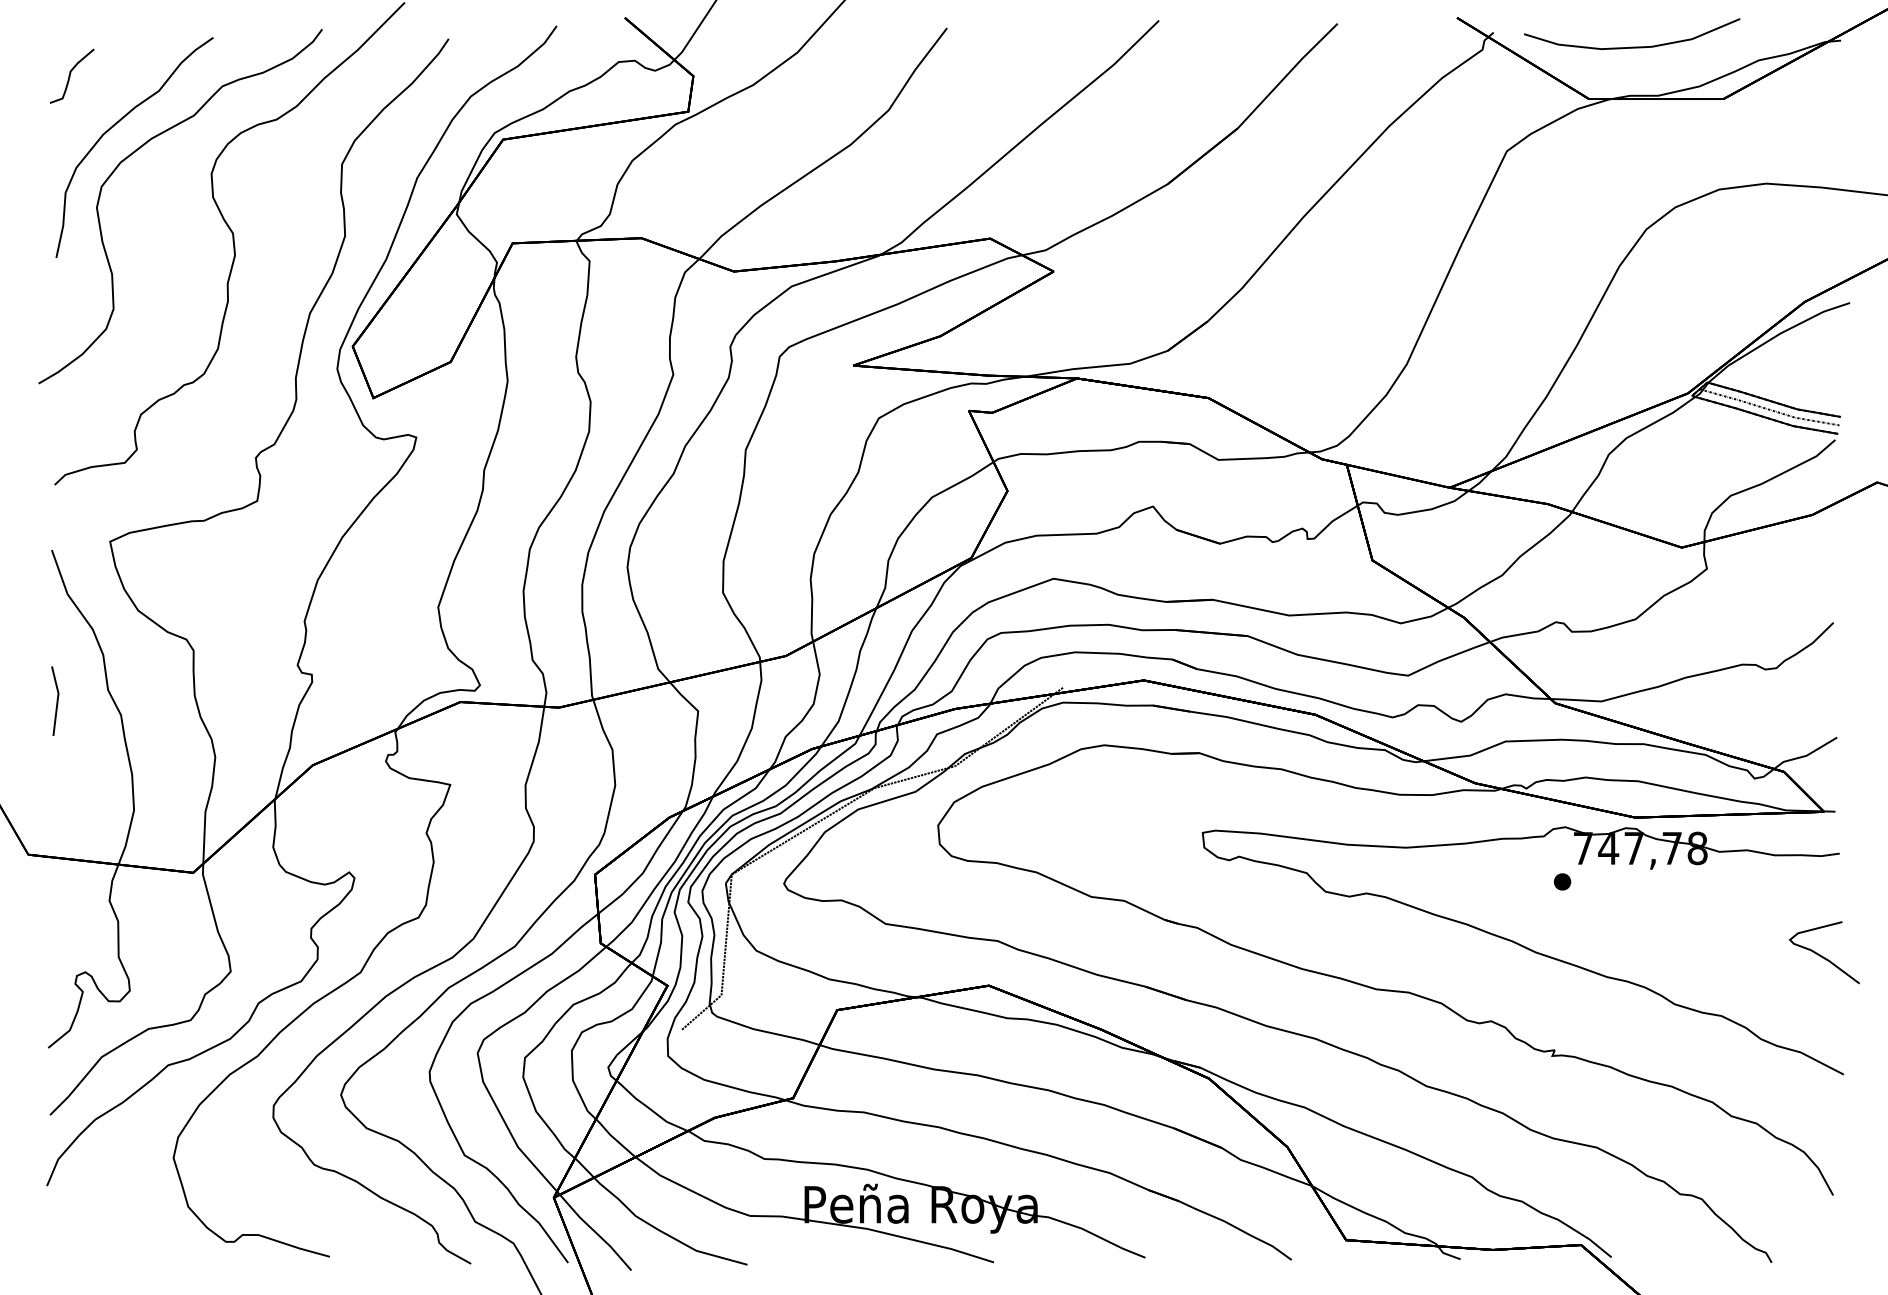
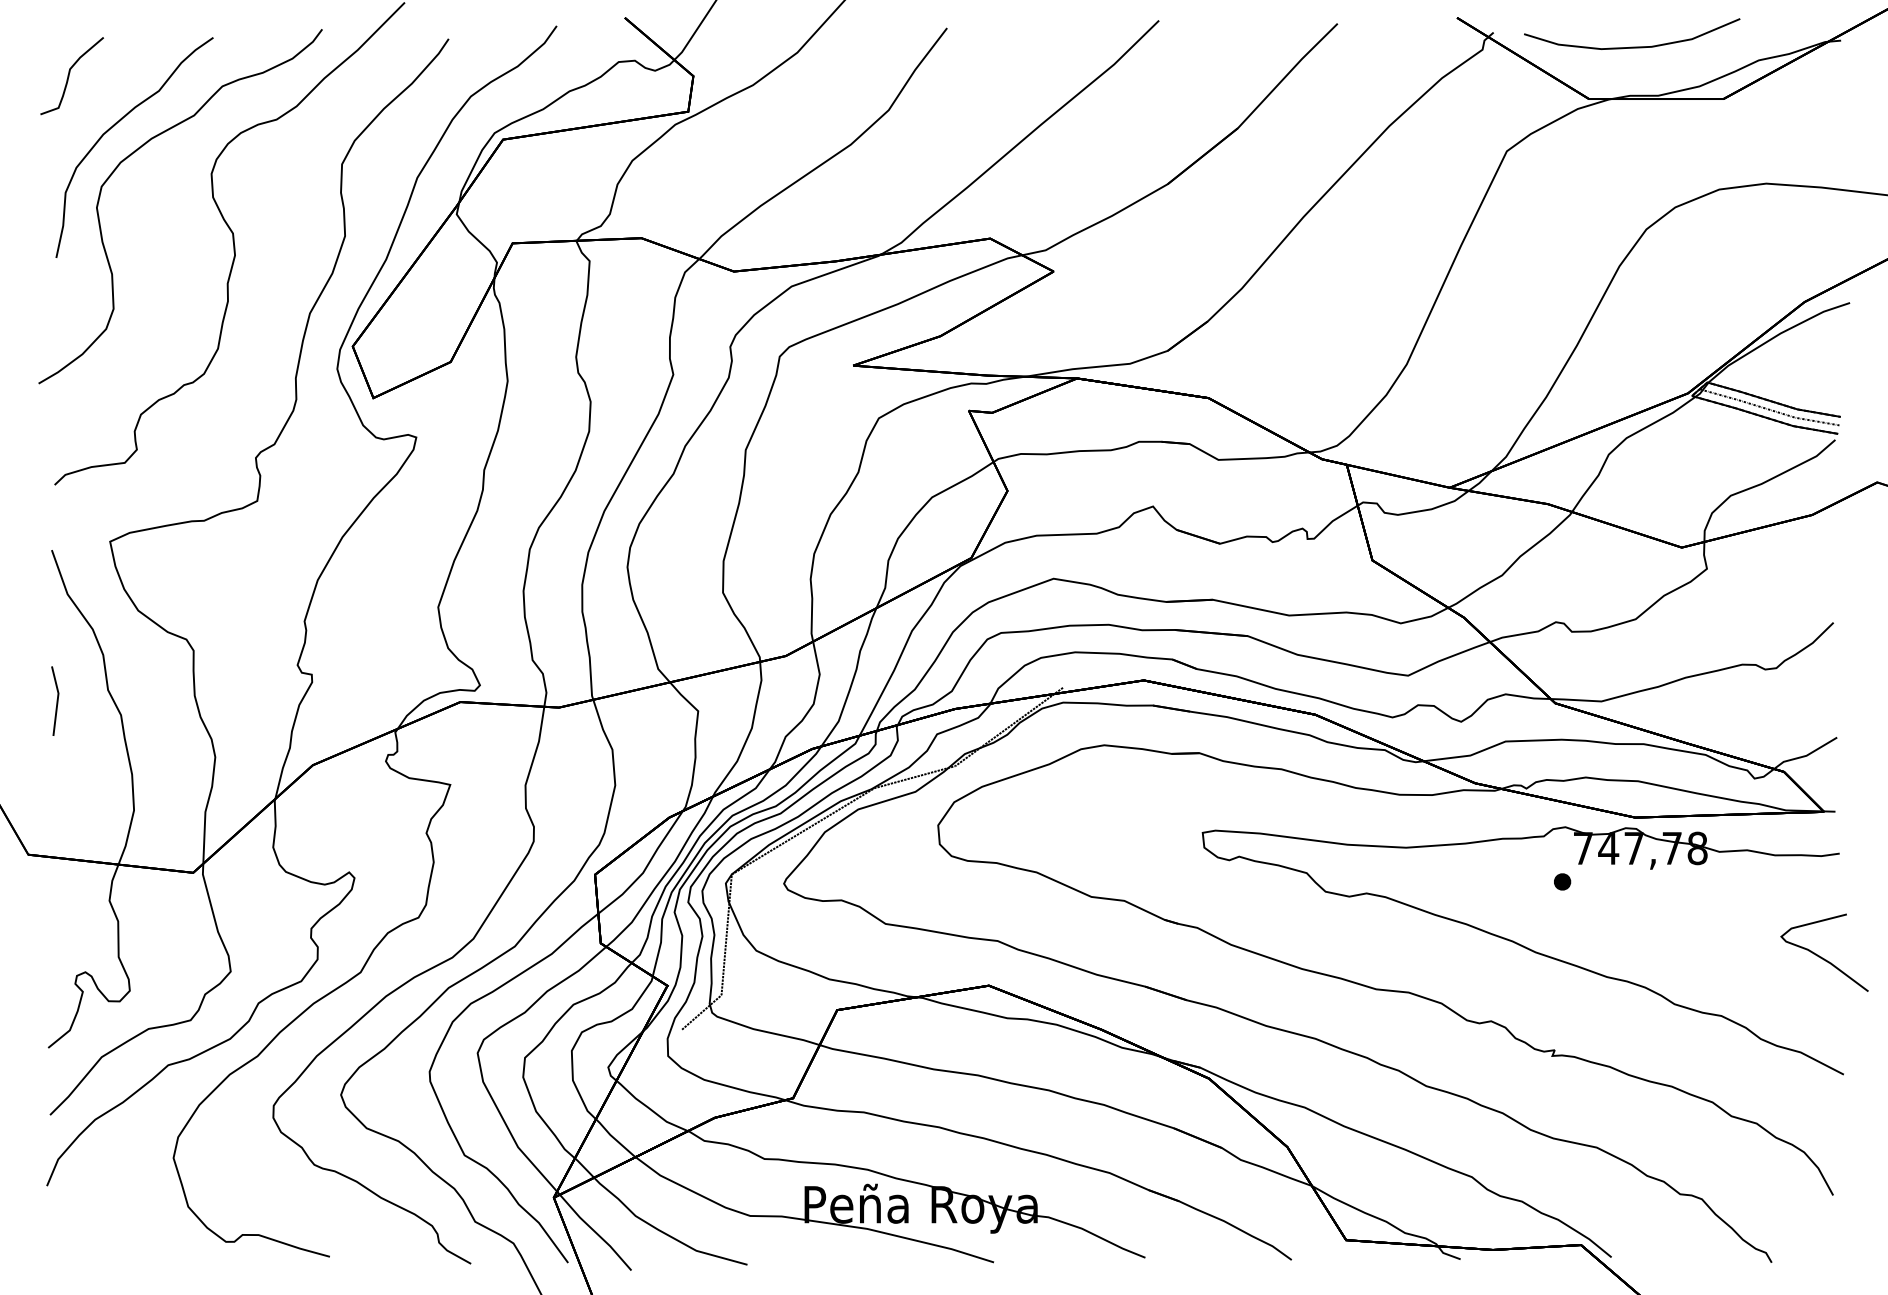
part size: 46x56 px -> 64x79 px (71, 76)
part size: 71x64 px -> 89x79 px (1824, 952)
